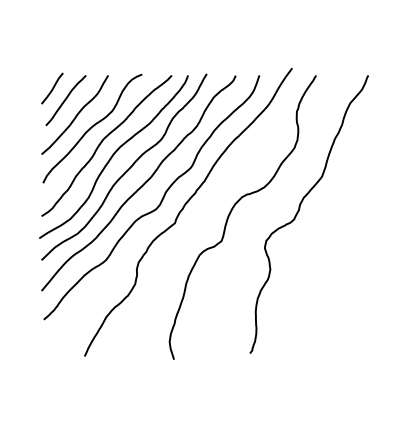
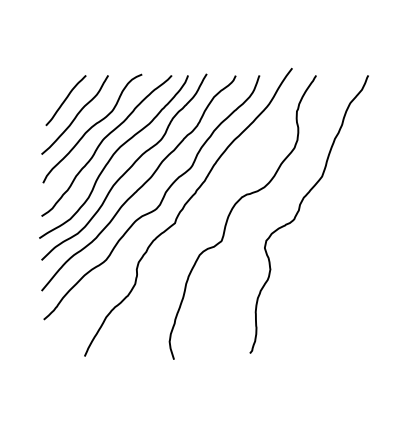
curve: present -> none (52, 88)
